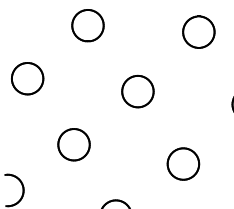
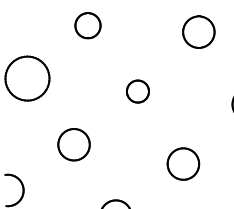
part size: 34x34 px -> 28x28 px (87, 25)
part size: 34x34 px -> 47x47 px (27, 78)
part size: 34x35 px -> 24x25 px (137, 91)
